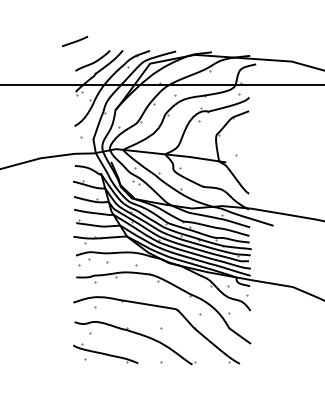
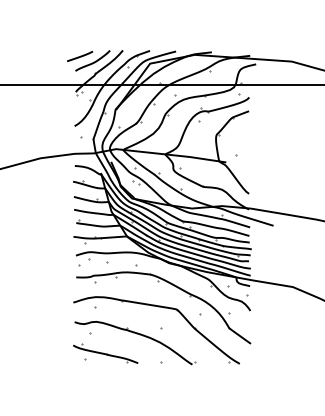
line position: (75, 41) -> (80, 56) (80, 56)
